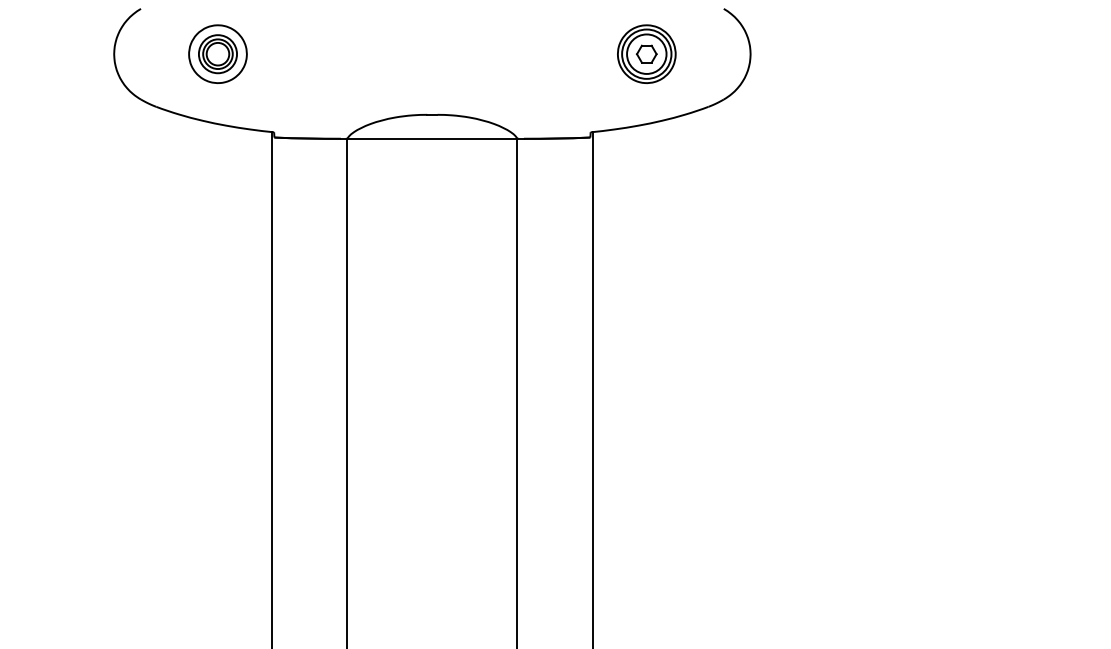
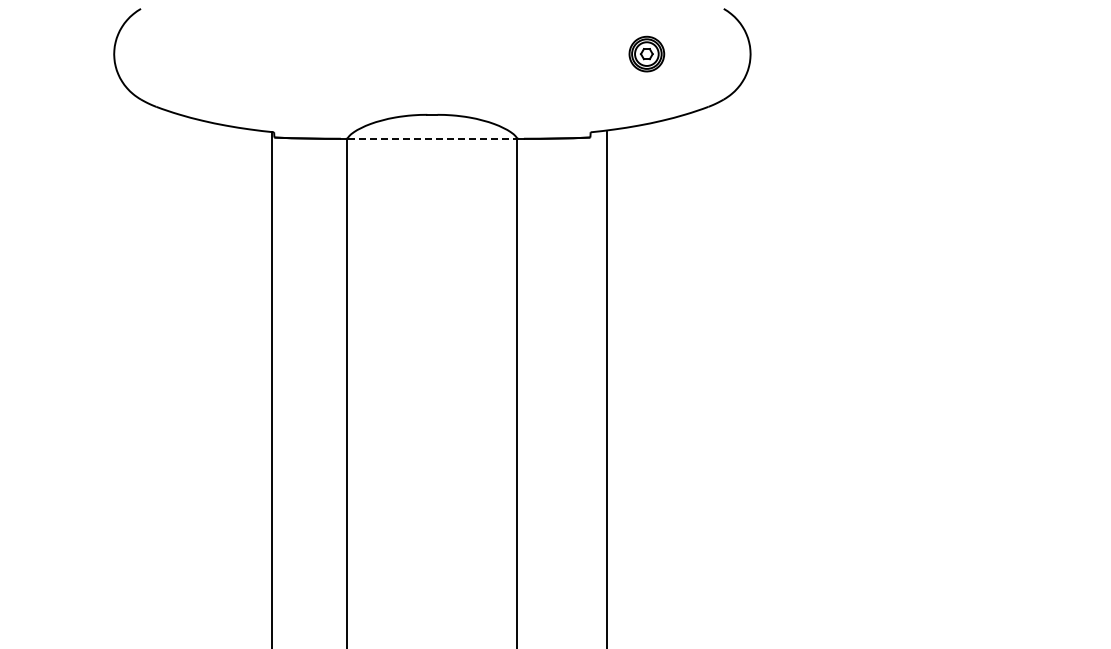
part: present -> none (217, 53)
part size: 60x60 px -> 38x38 px (646, 53)
line: solid -> dashed (432, 138)
line position: (593, 388) -> (607, 388) (607, 388)
